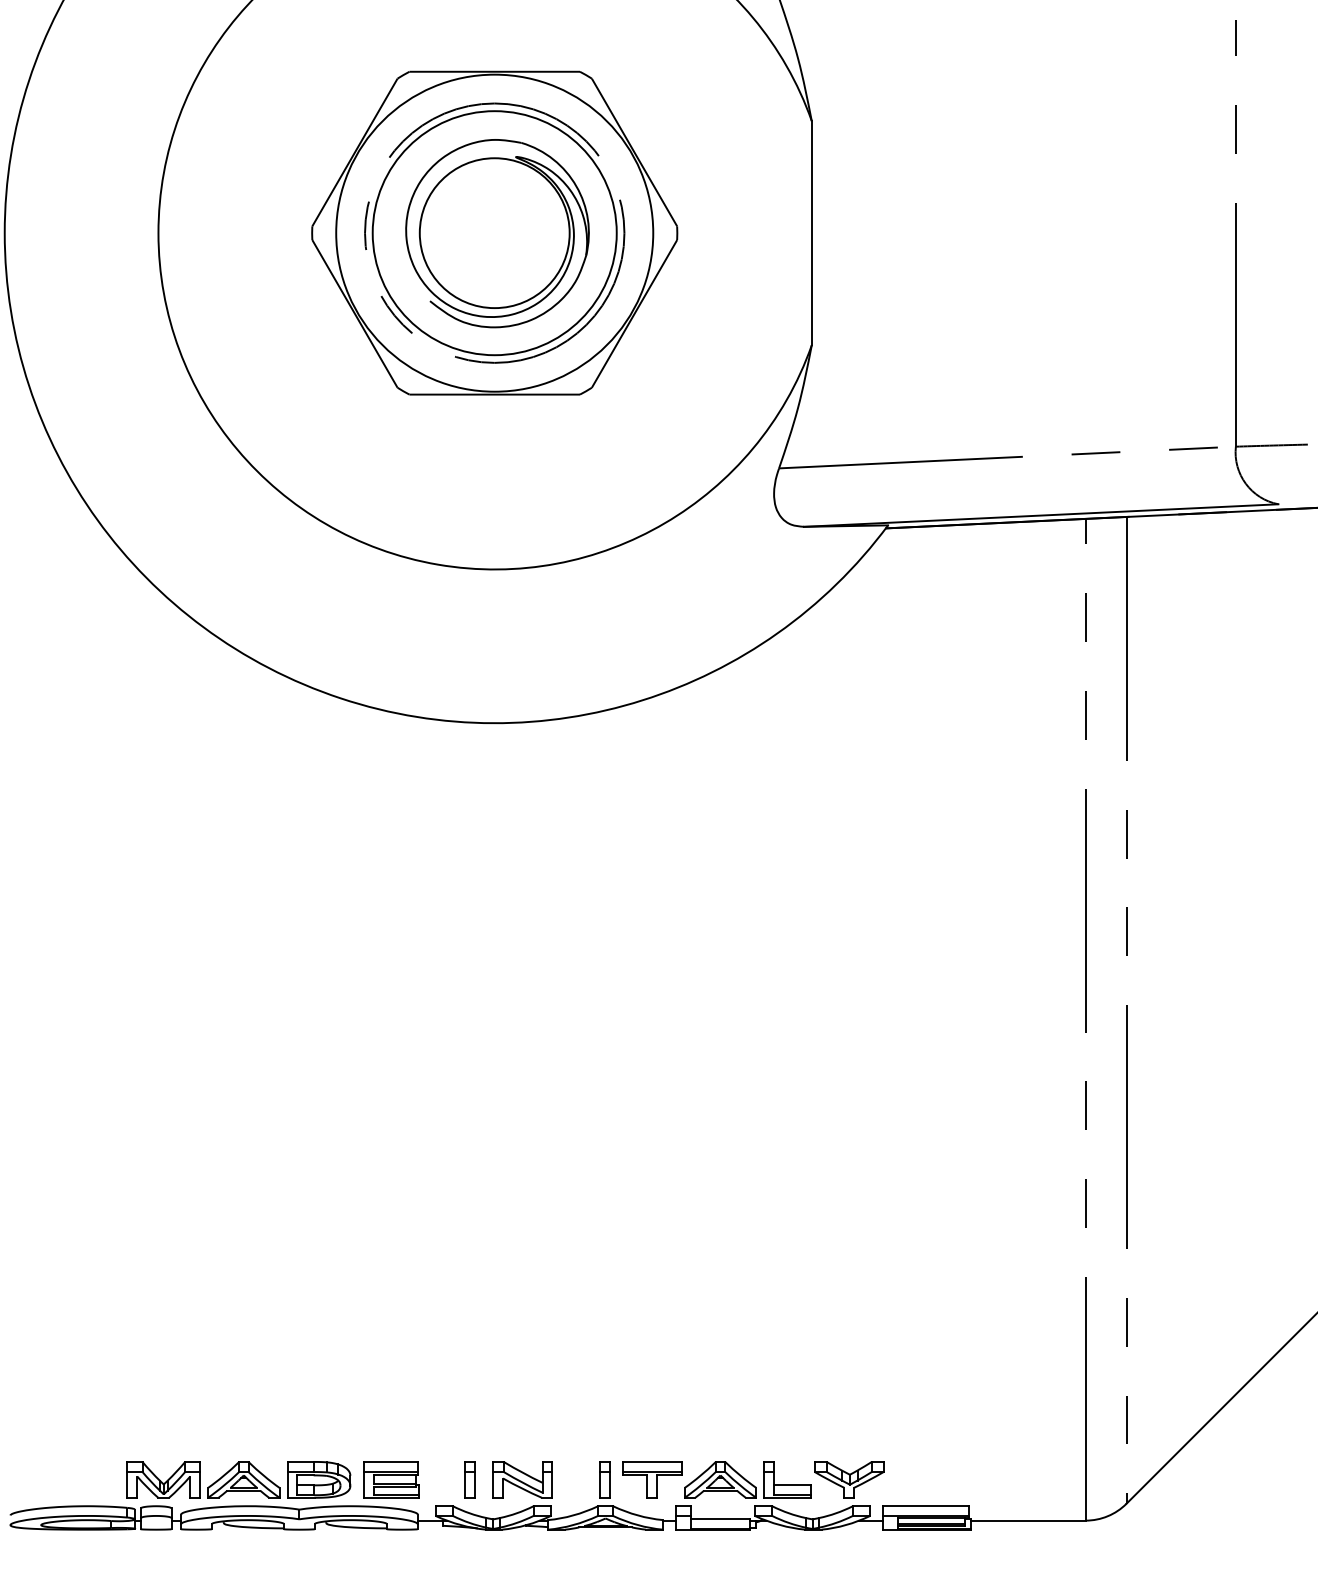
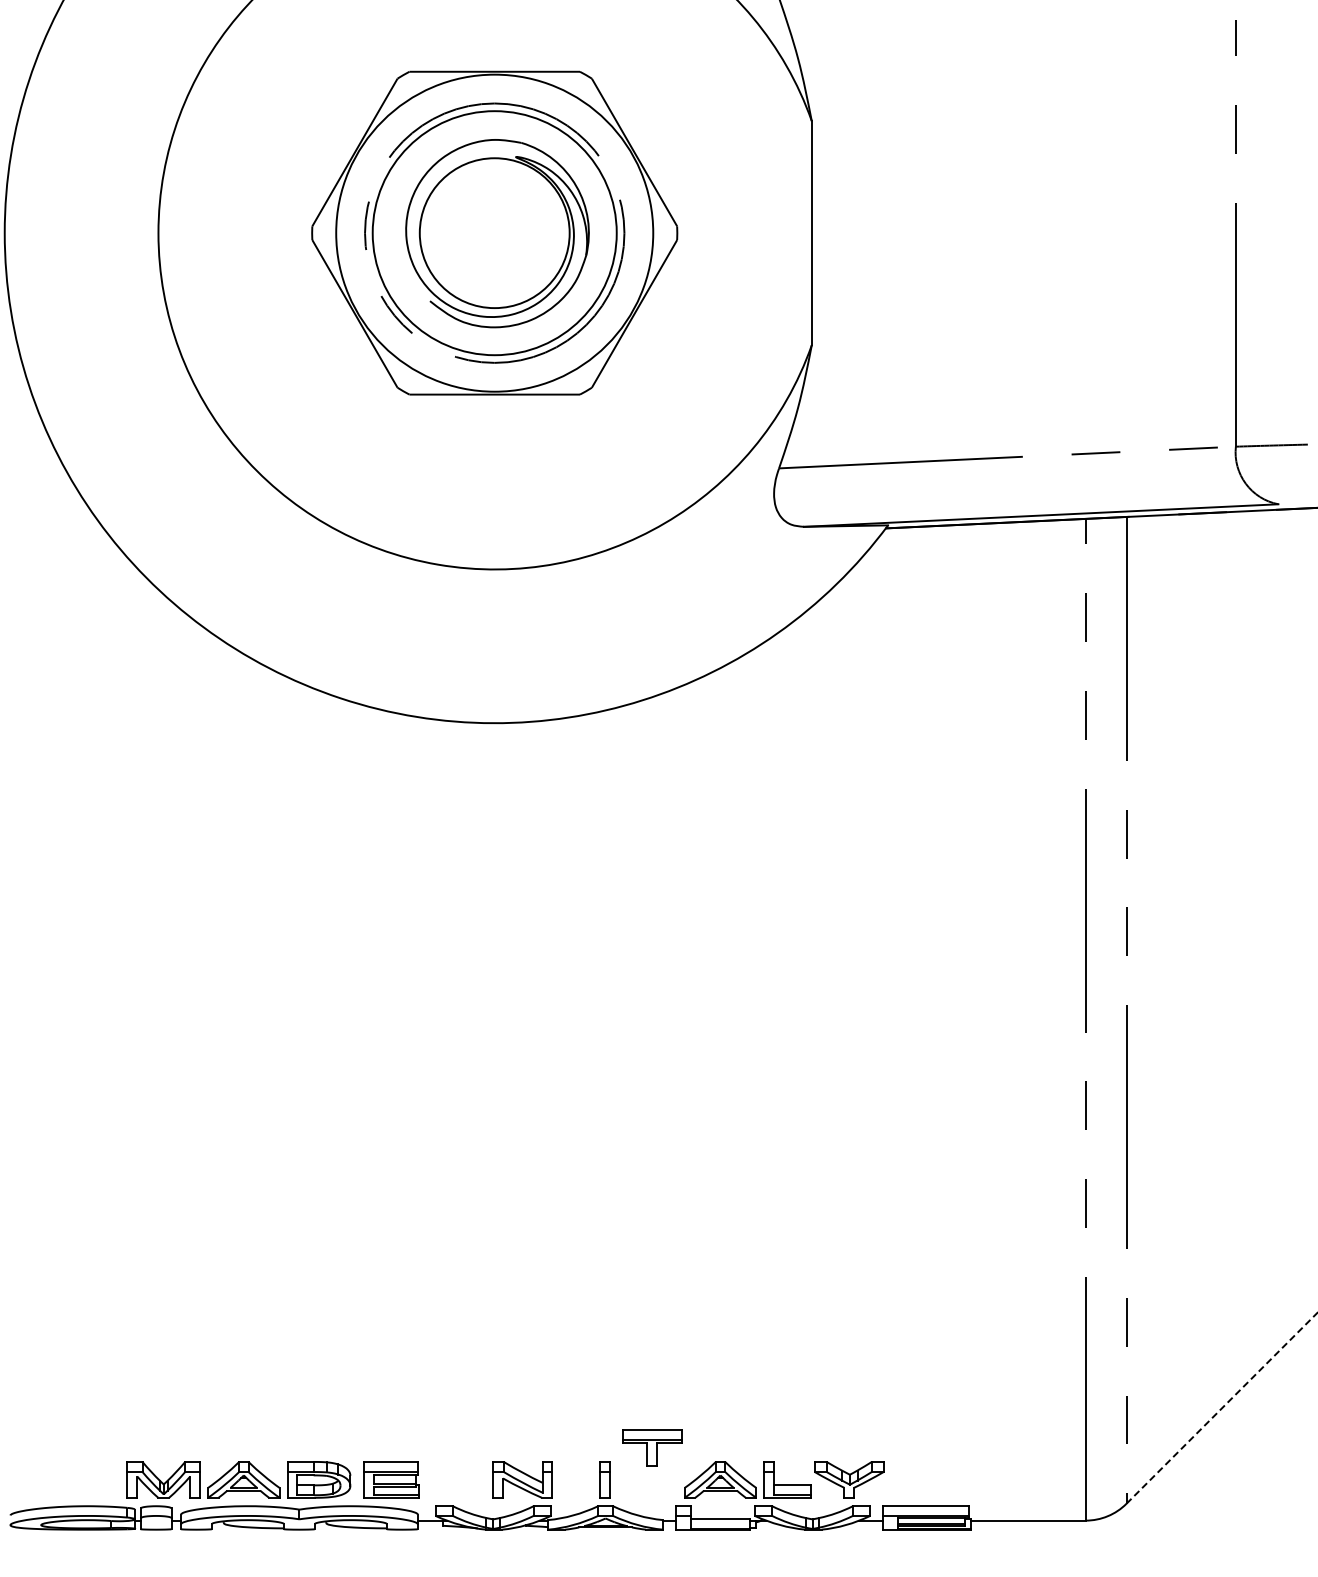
line: solid -> dashed (1222, 1407)
part: present -> none (469, 1479)
part position: (652, 1479) -> (652, 1447) (652, 1447)
